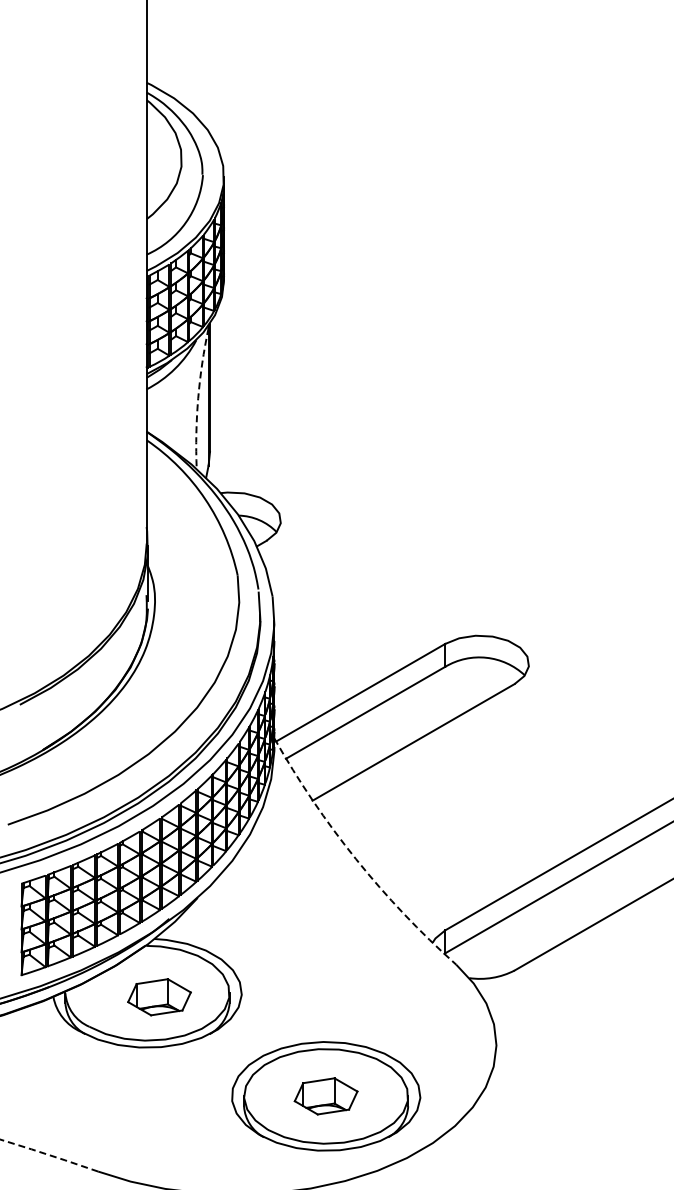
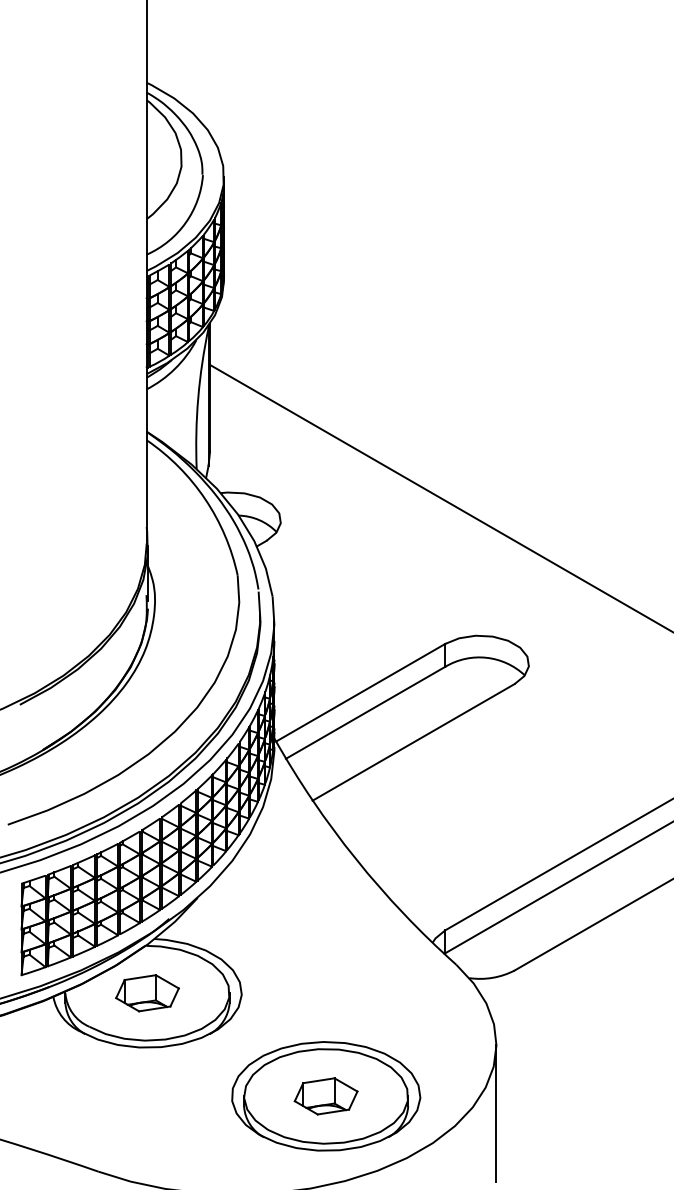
arc: dashed -> solid (198, 398)
line: none -> present (440, 497)
arc: dashed -> solid (356, 859)
part position: (159, 997) -> (147, 993) (147, 993)
line: none -> present (496, 1113)
arc: dashed -> solid (49, 1155)
